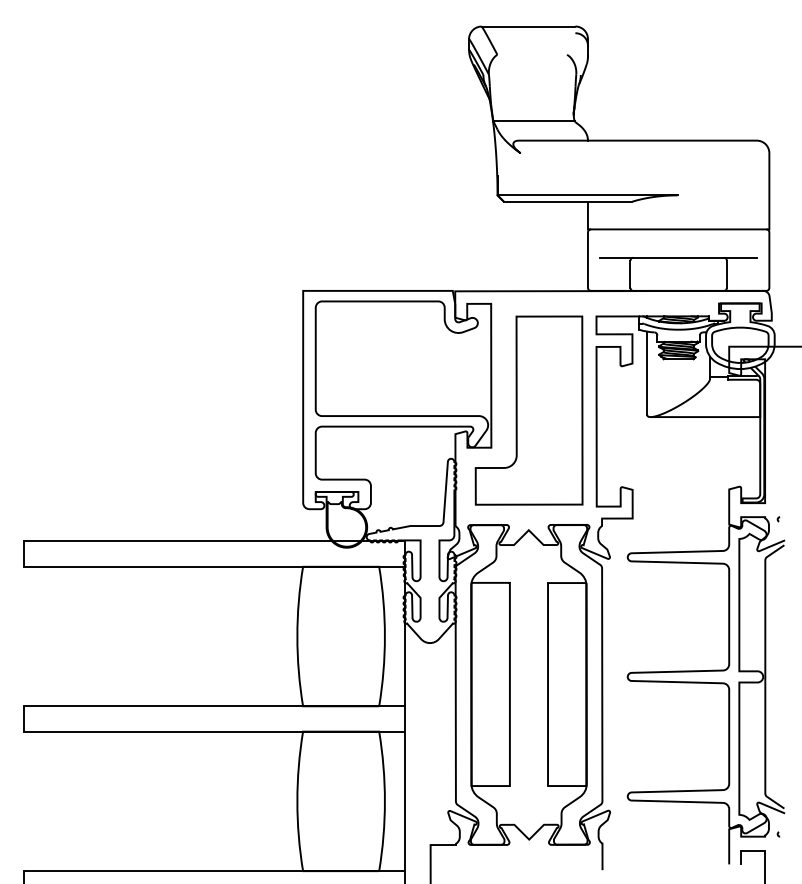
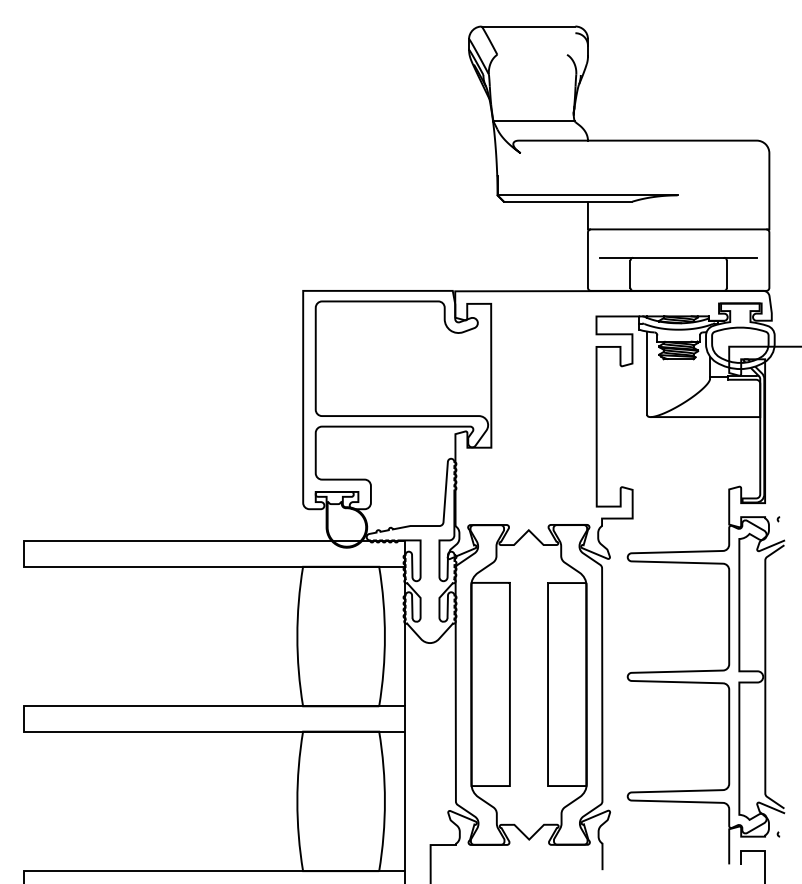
part: present -> none (528, 410)
